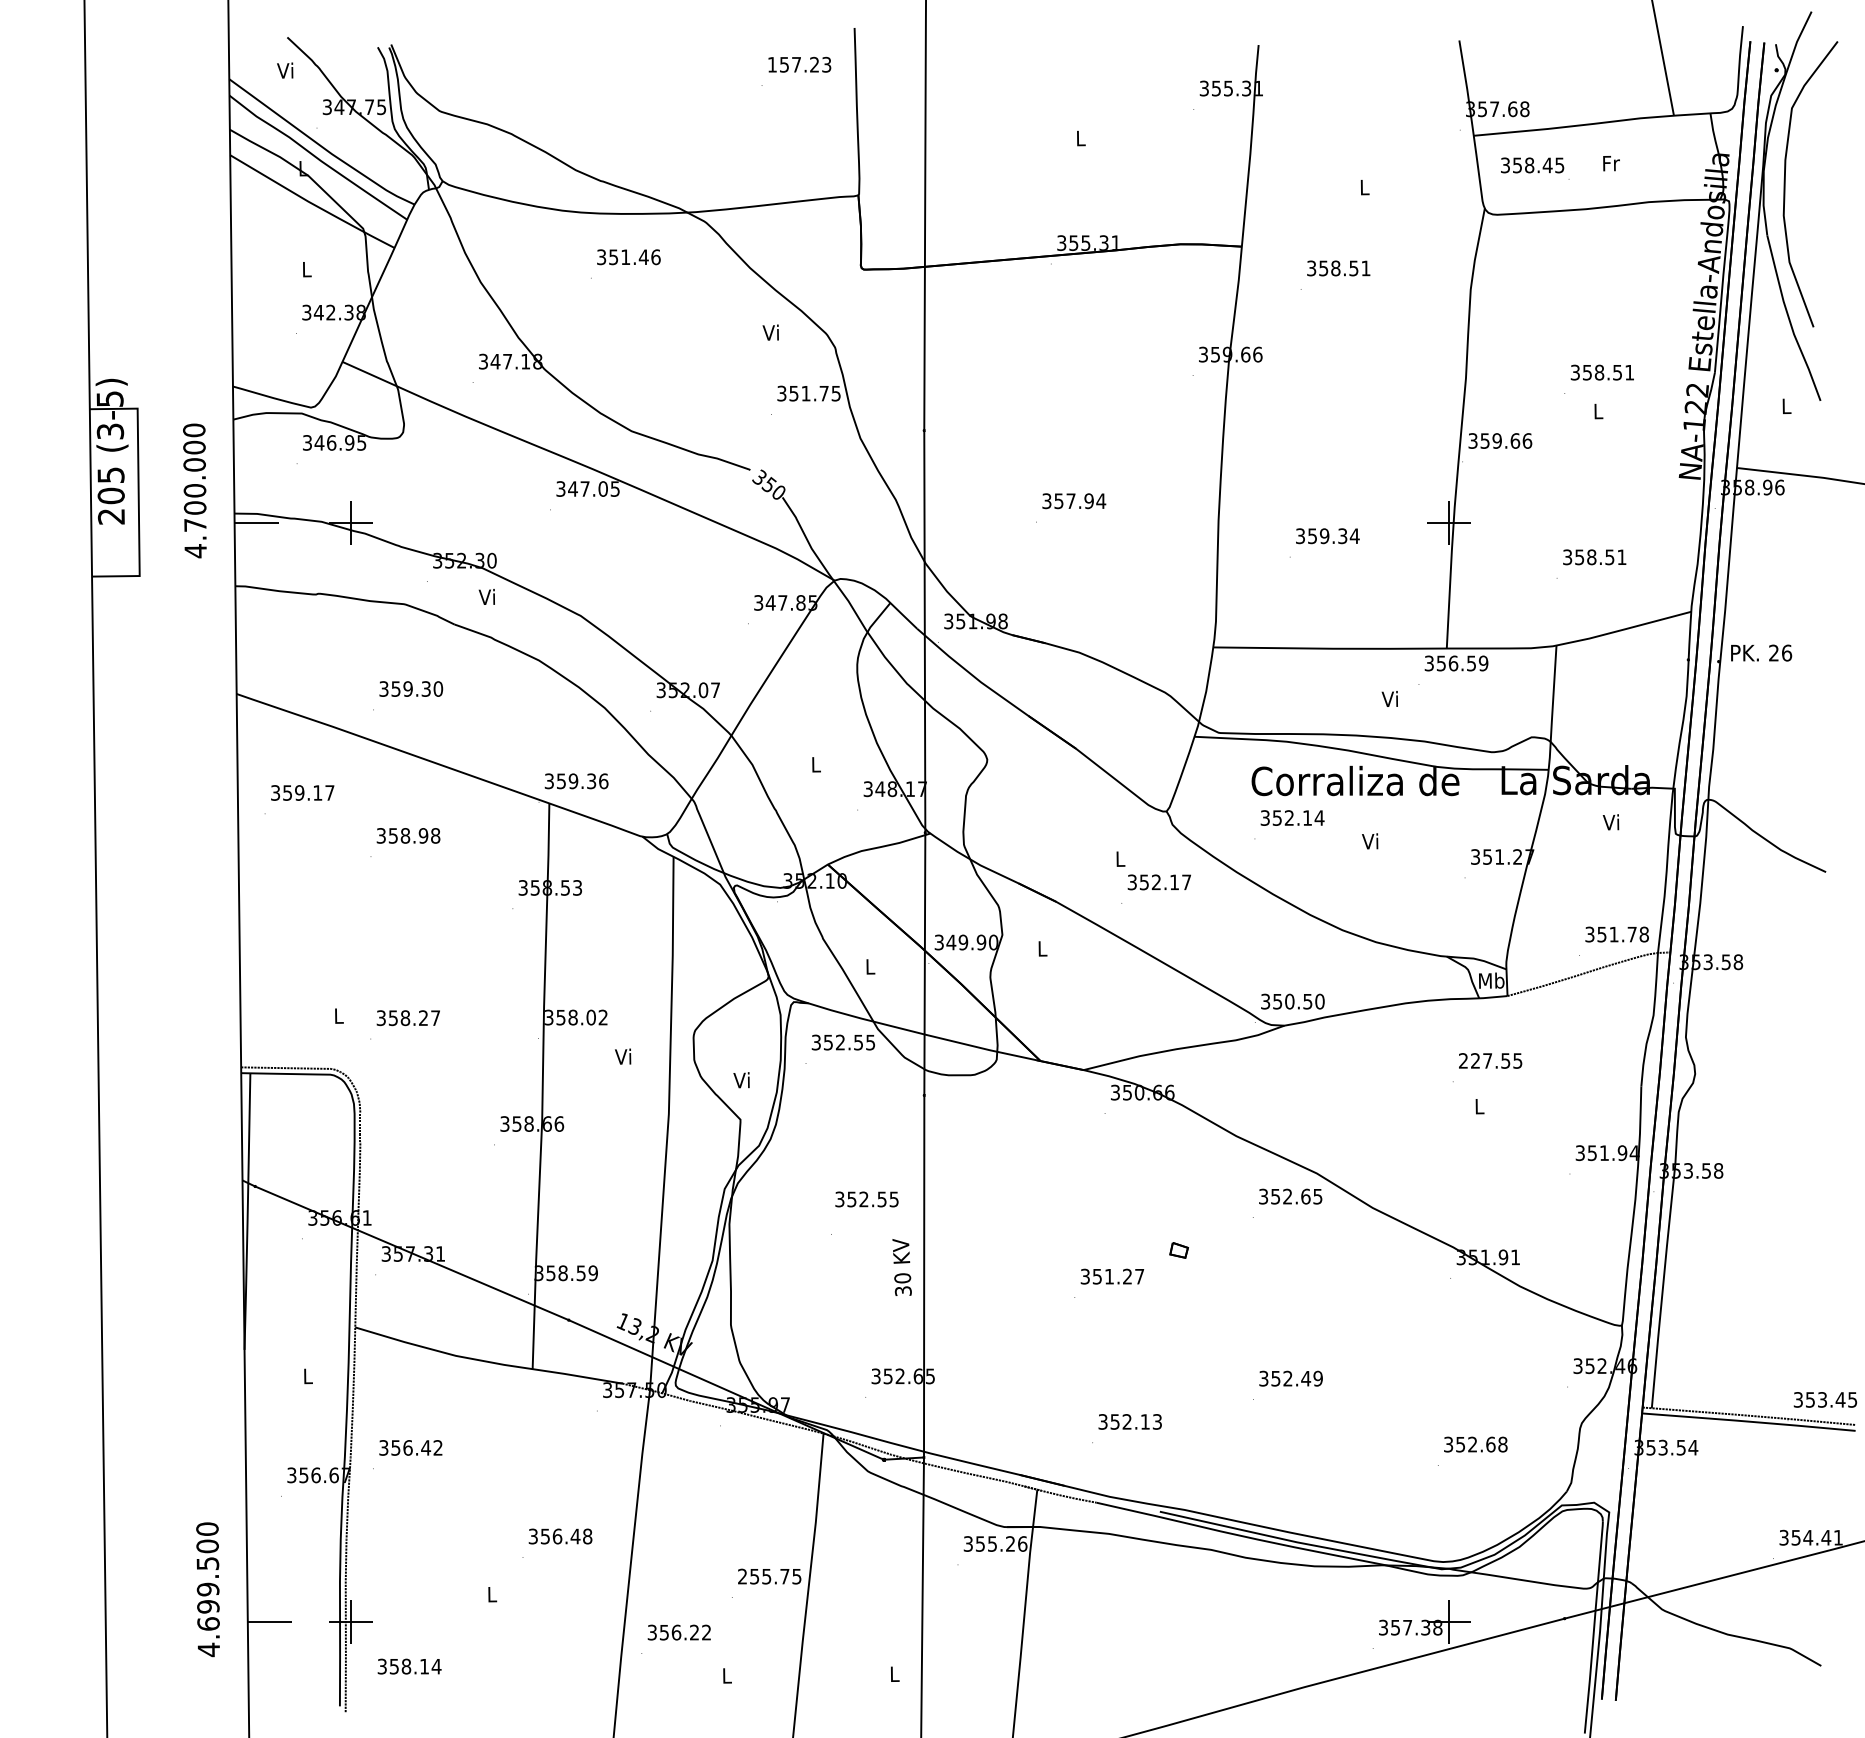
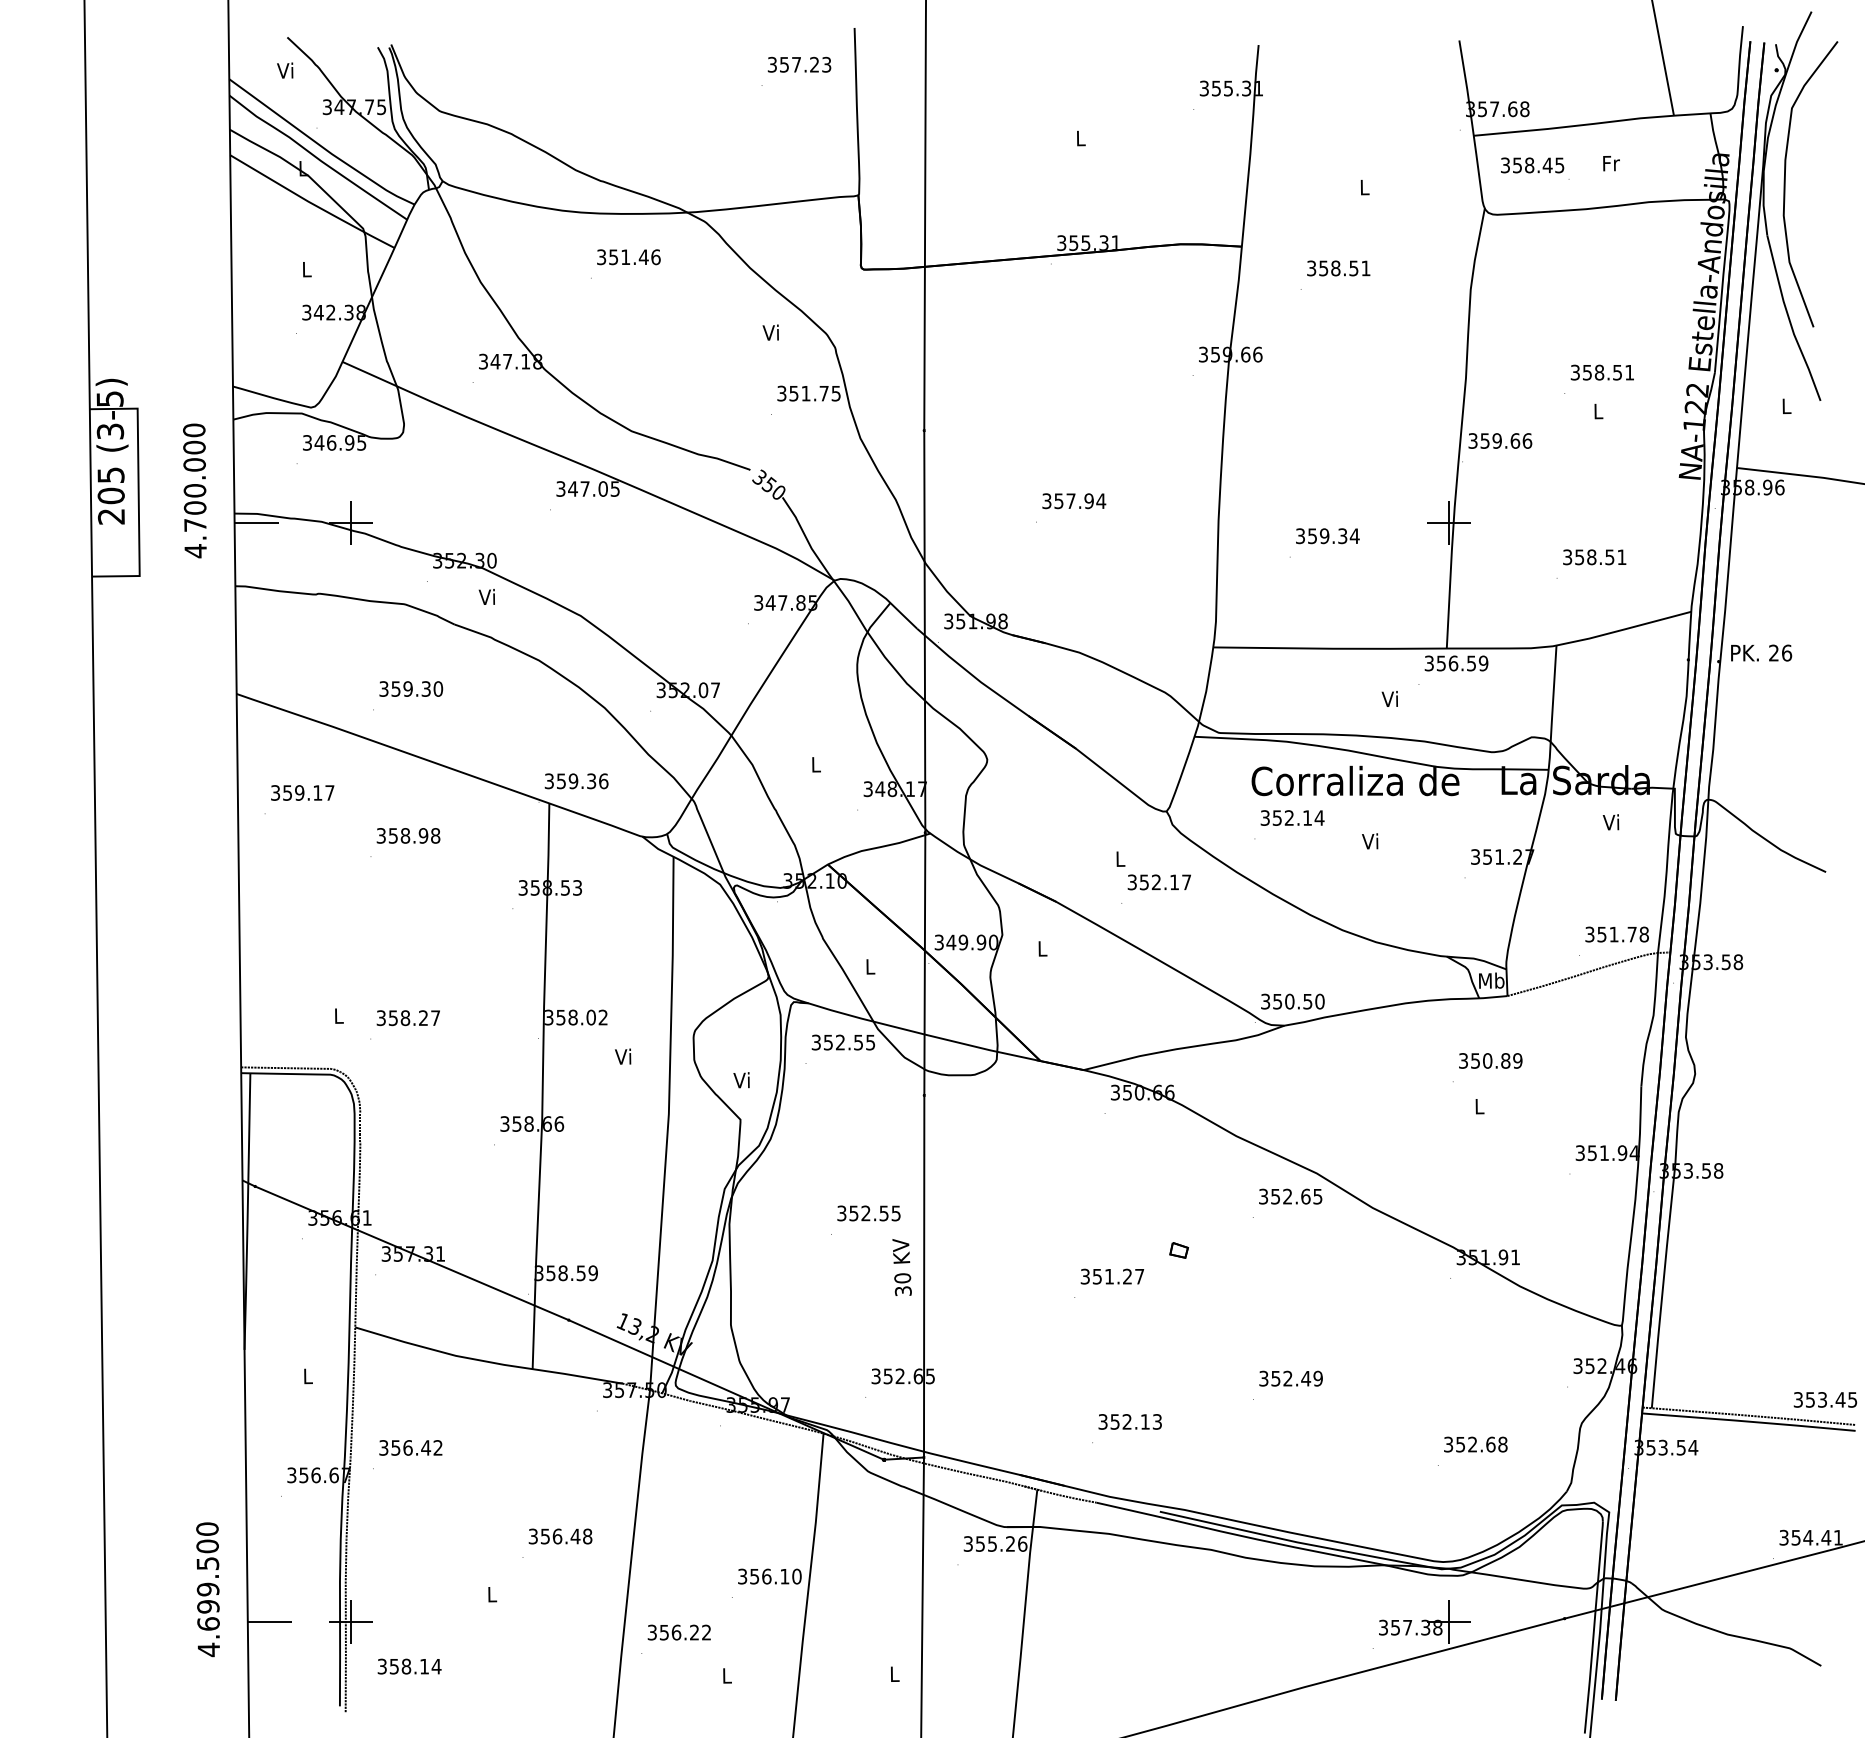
text: 157.23 -> 357.23 (771, 64)
text: 227.55 -> 350.89 (1490, 1060)
text position: (866, 1199) -> (868, 1213) (868, 1213)
text: 255.75 -> 356.10 (769, 1576)
